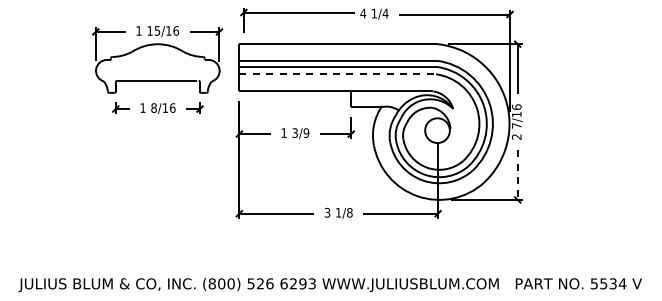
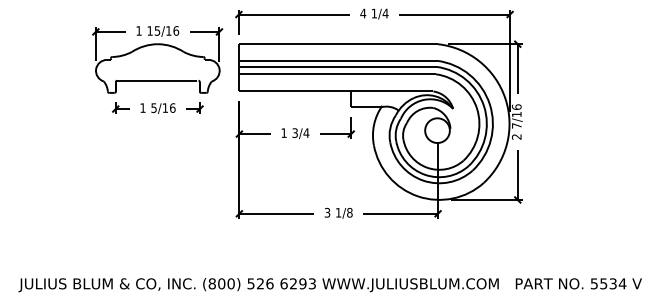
part position: (297, 13) -> (292, 15) (292, 15)
line: dashed -> solid (338, 74)
text: 8/16 -> 5/16 (153, 107)
text: 3/9 -> 3/4 (306, 132)
line: dashed -> solid (517, 175)
